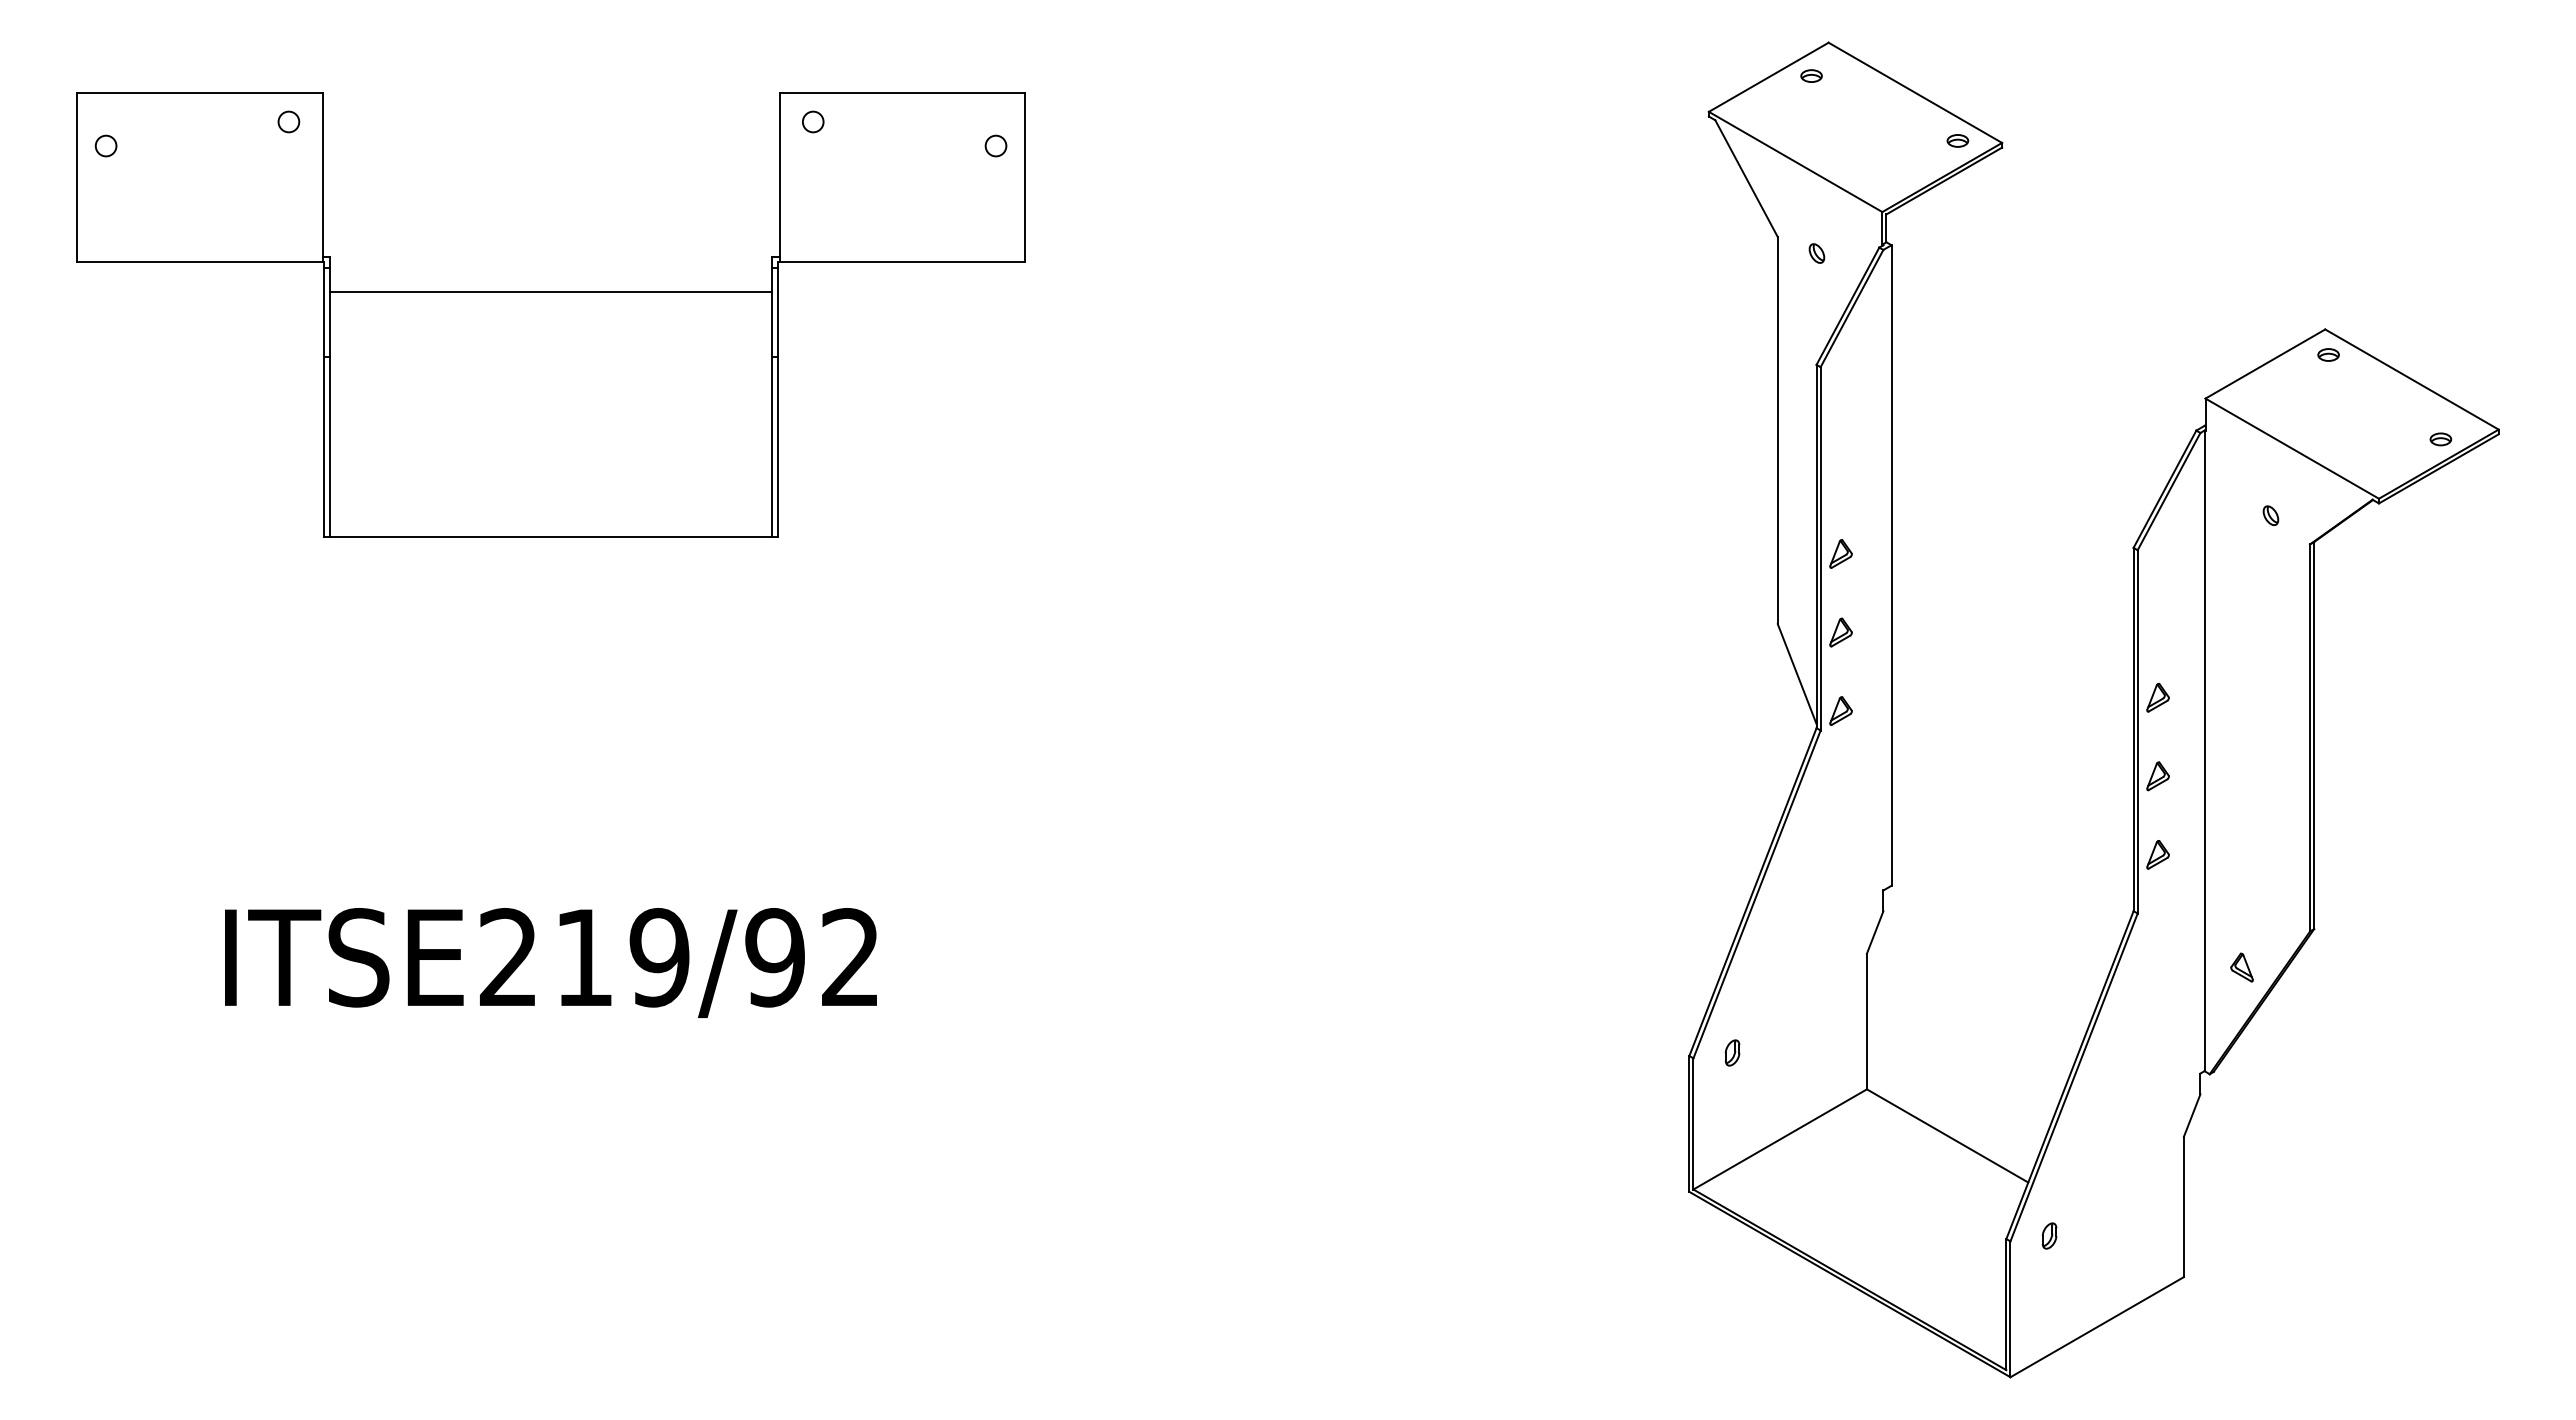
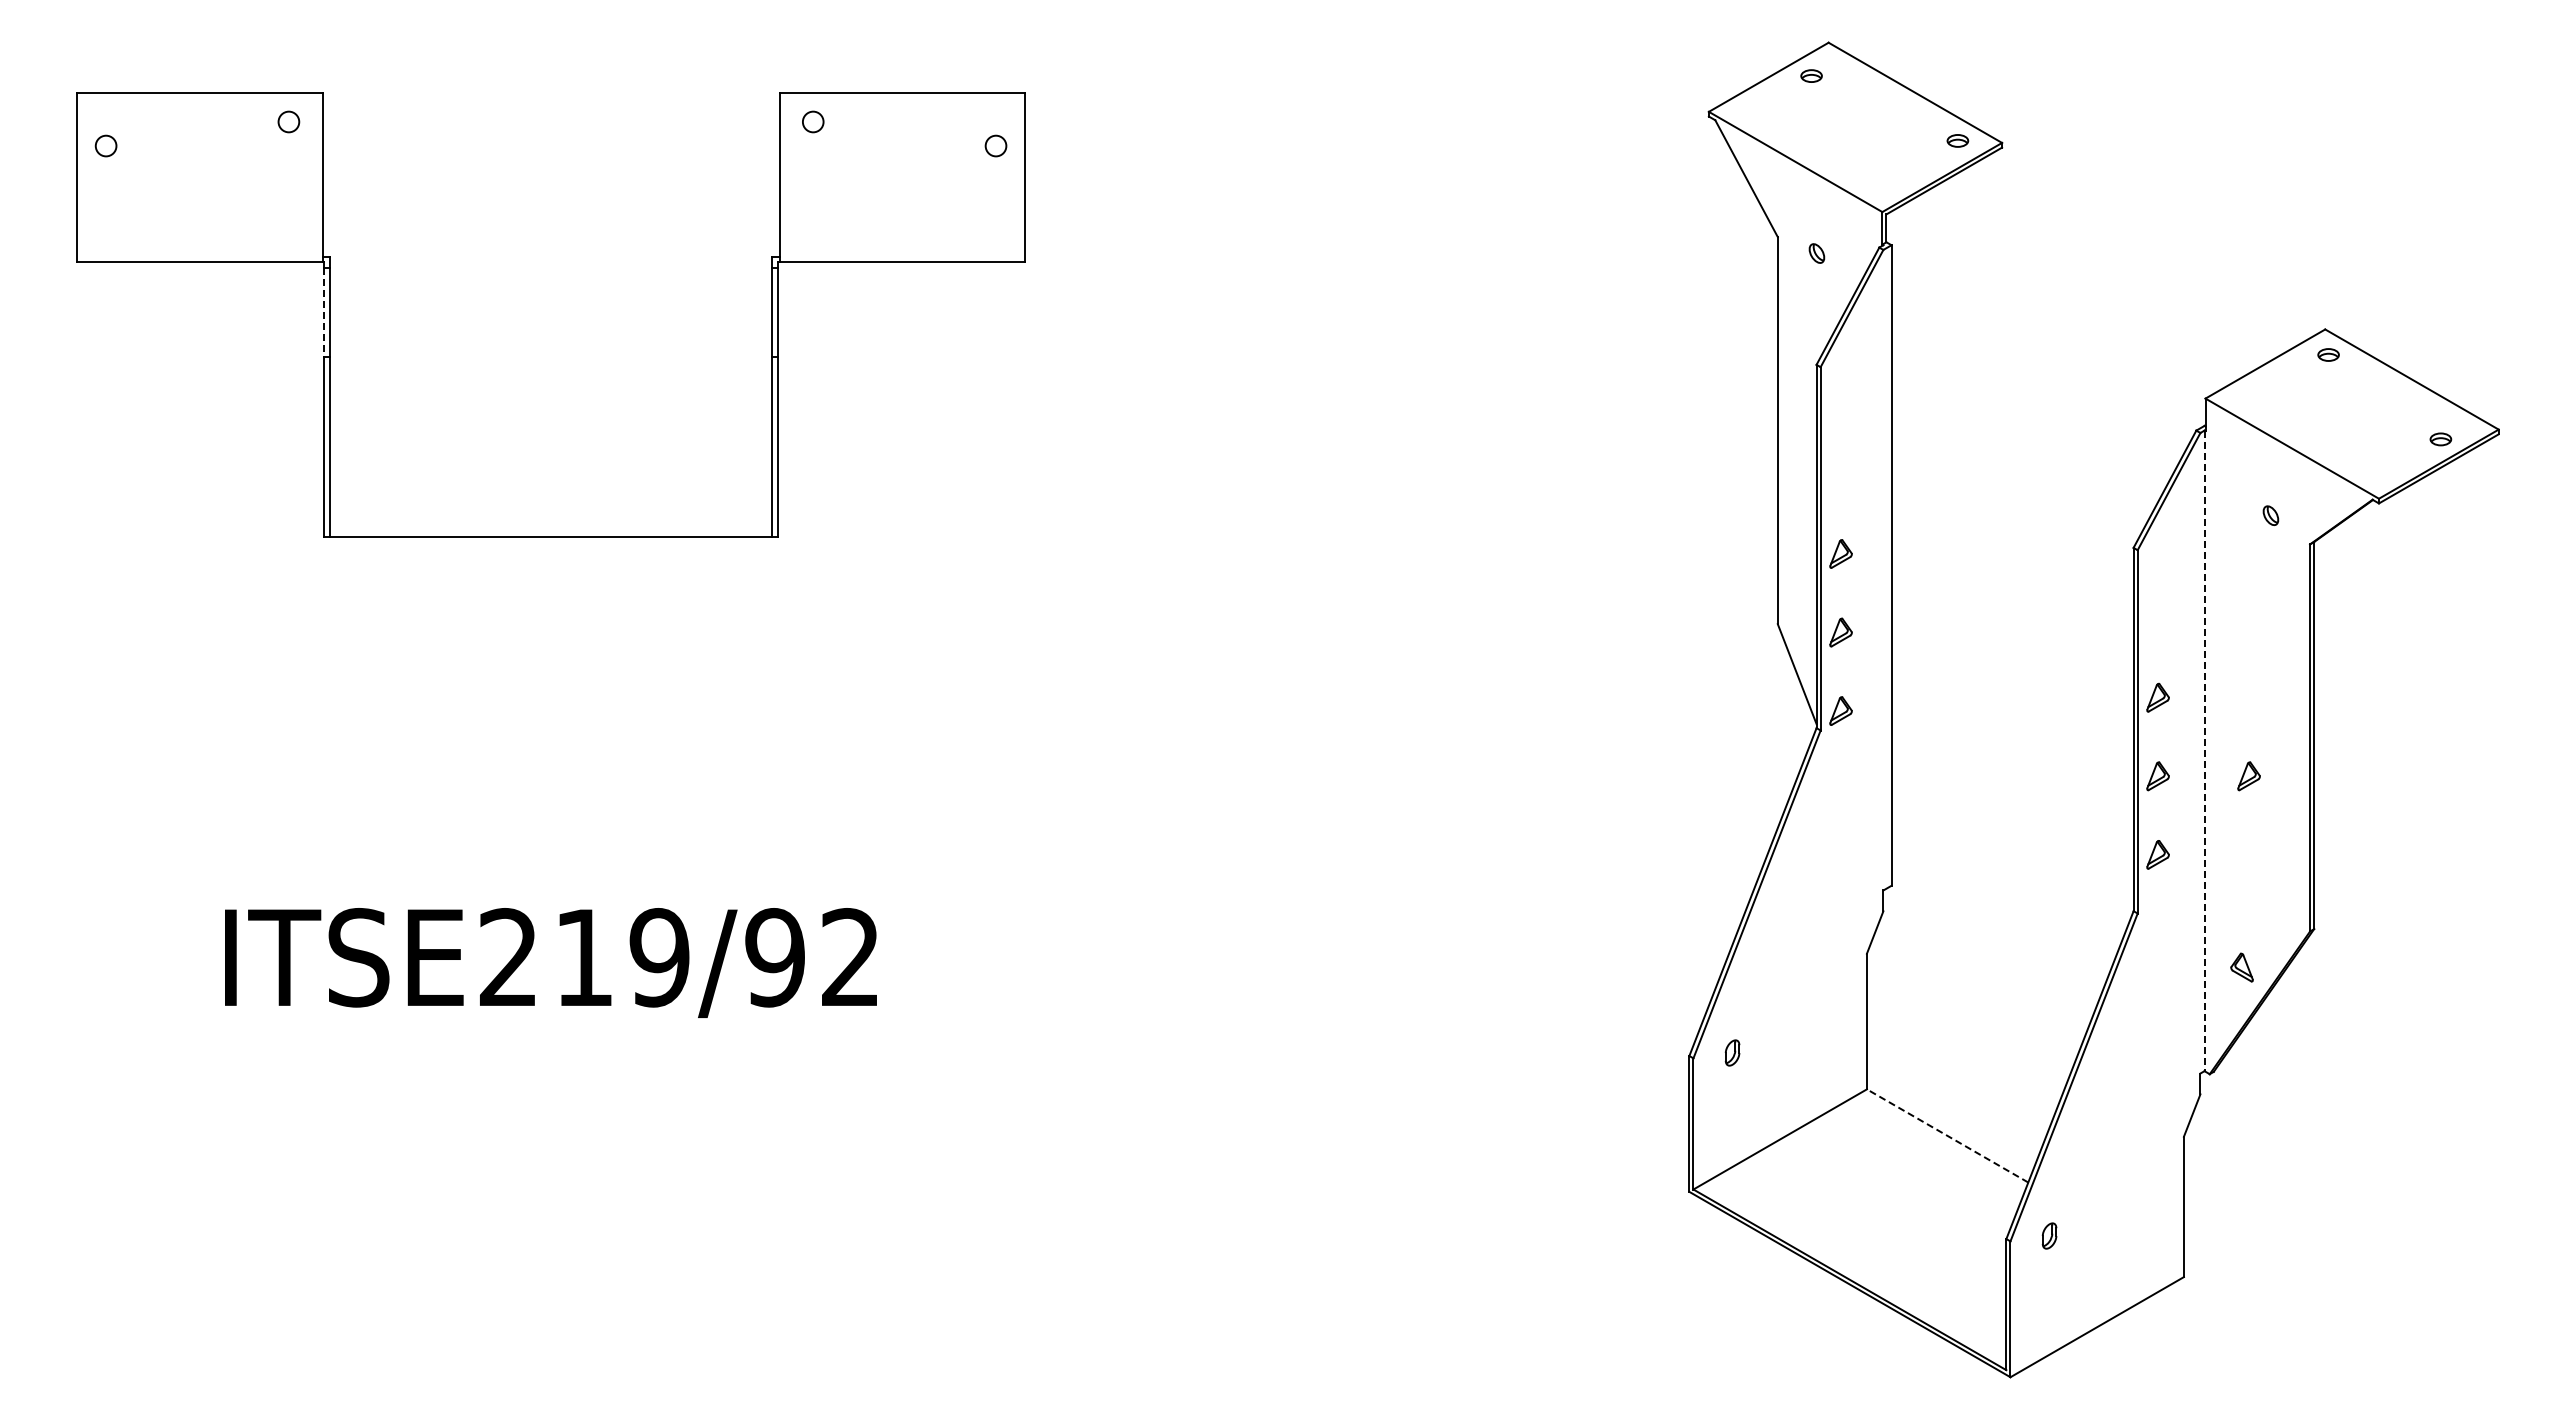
line: present -> none (550, 291)
line: solid -> dashed (324, 313)
line: solid -> dashed (2204, 751)
part: none -> present (2248, 776)
line: solid -> dashed (1947, 1135)
